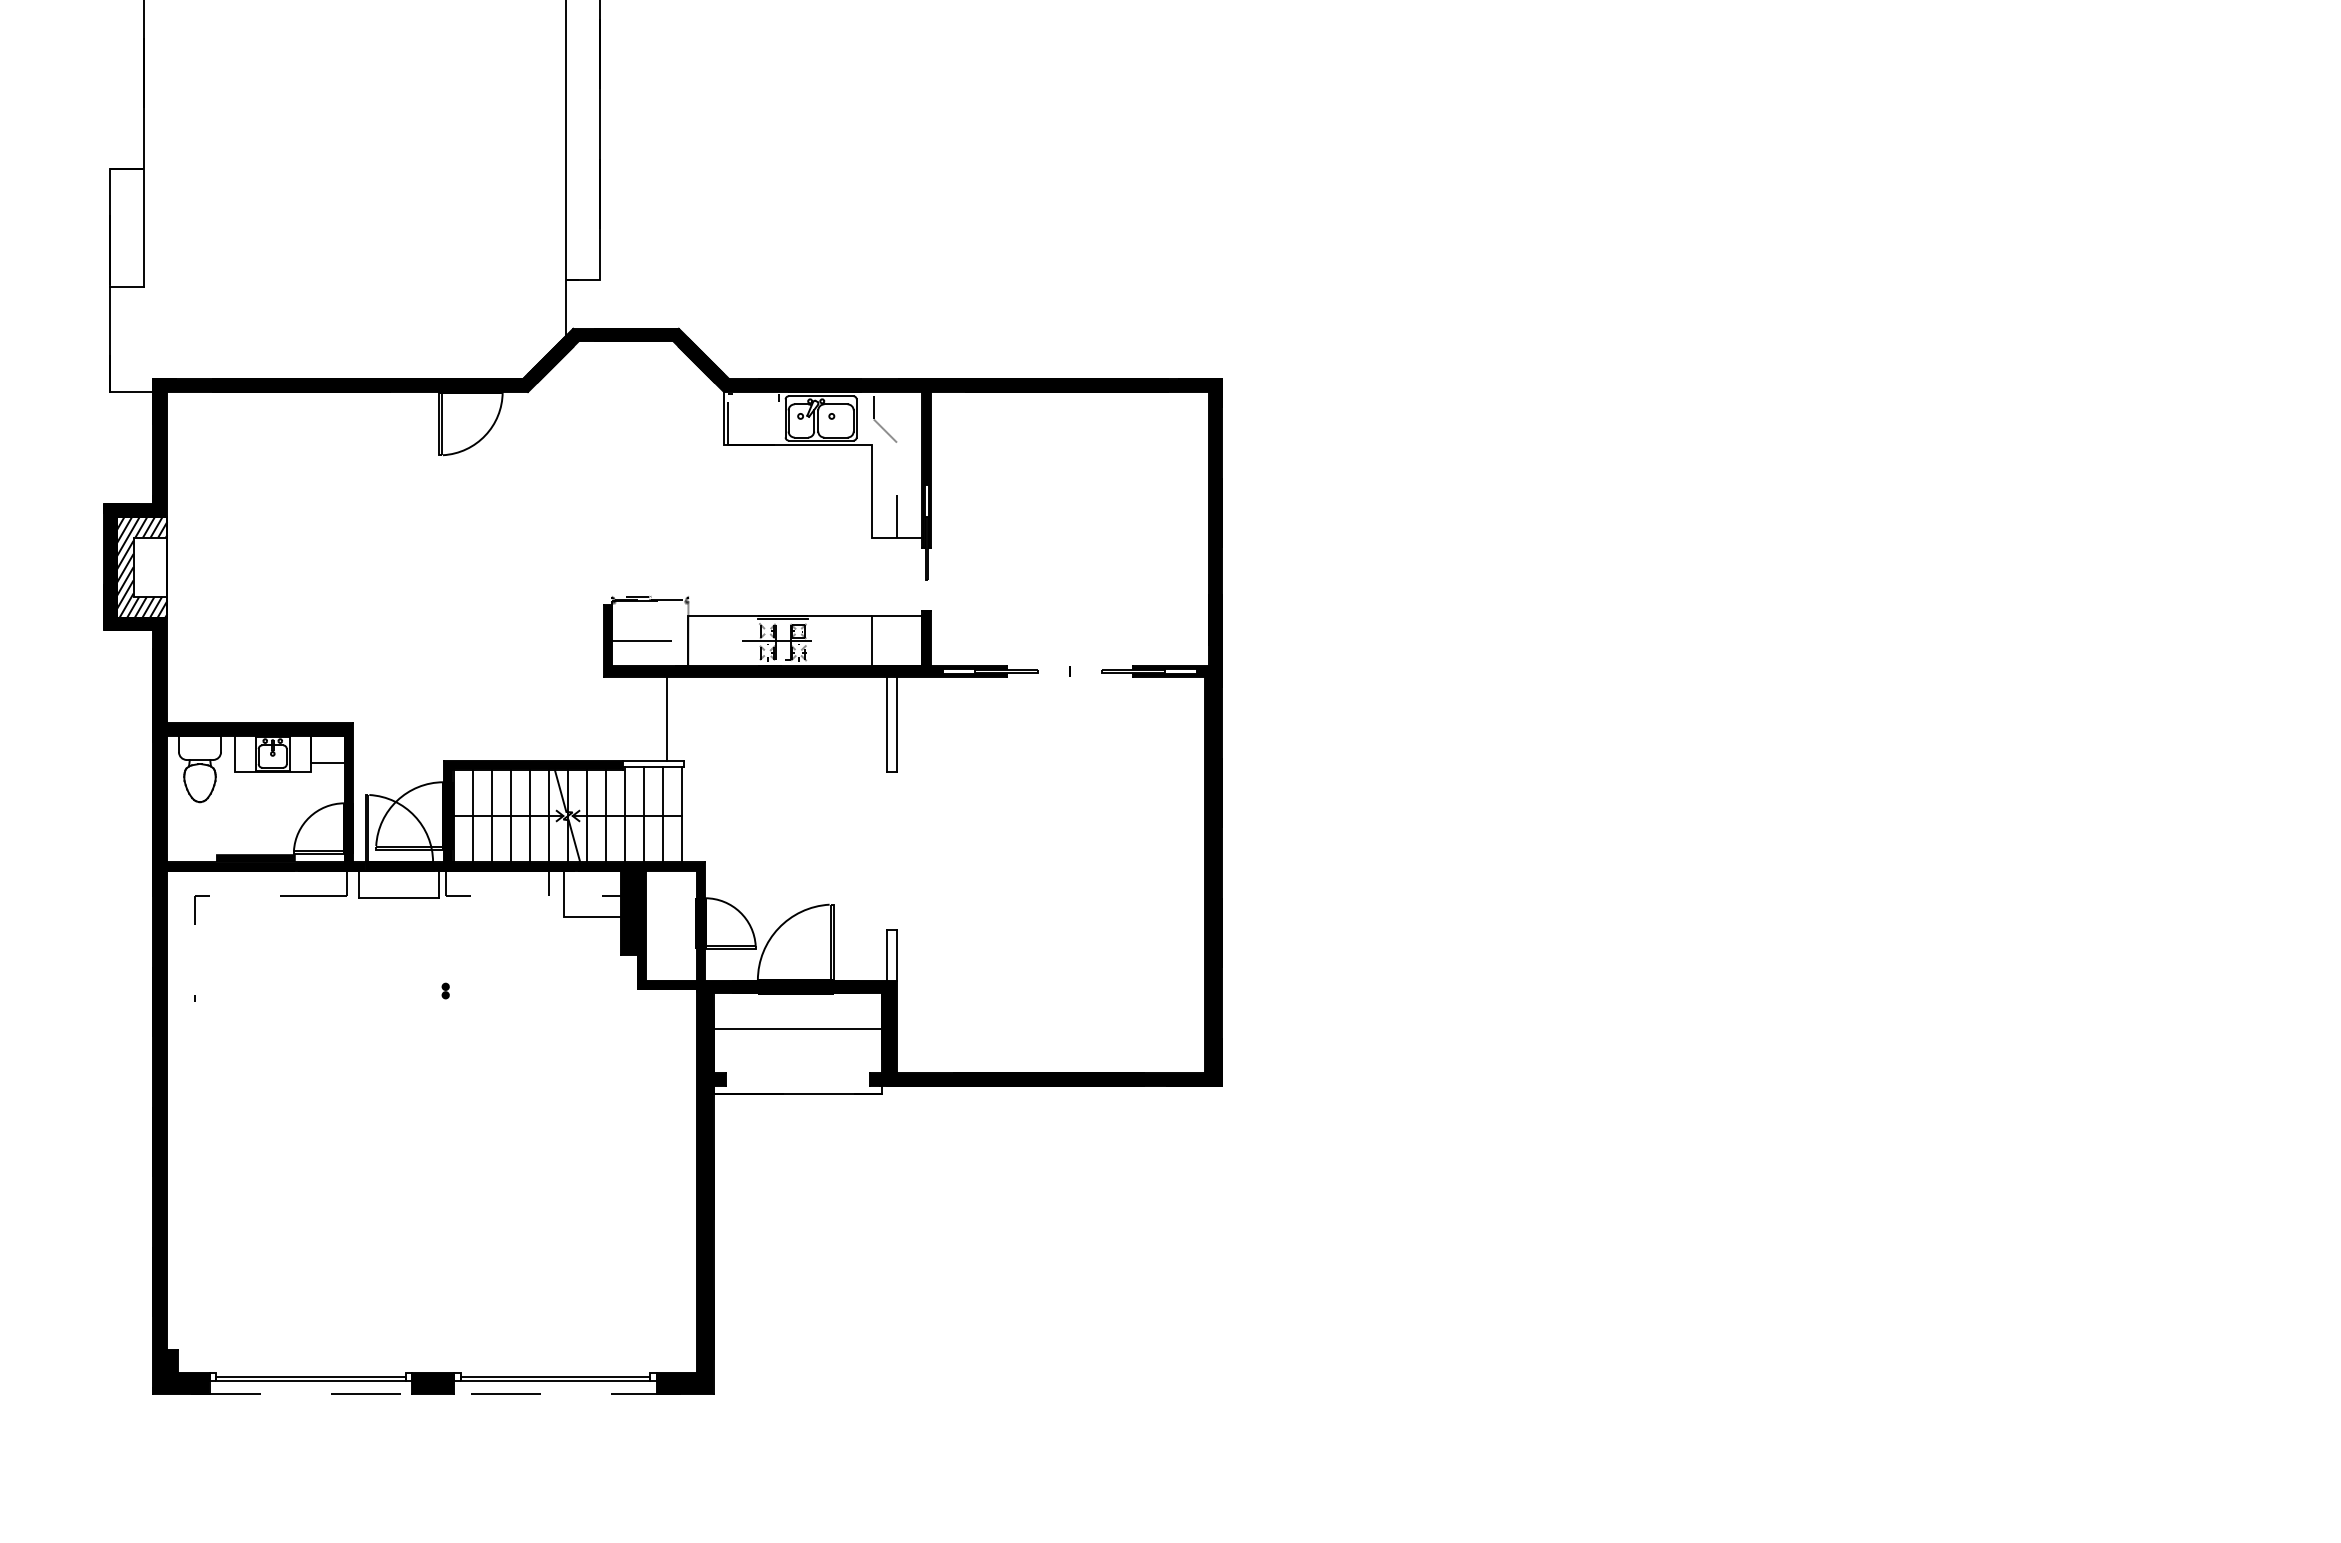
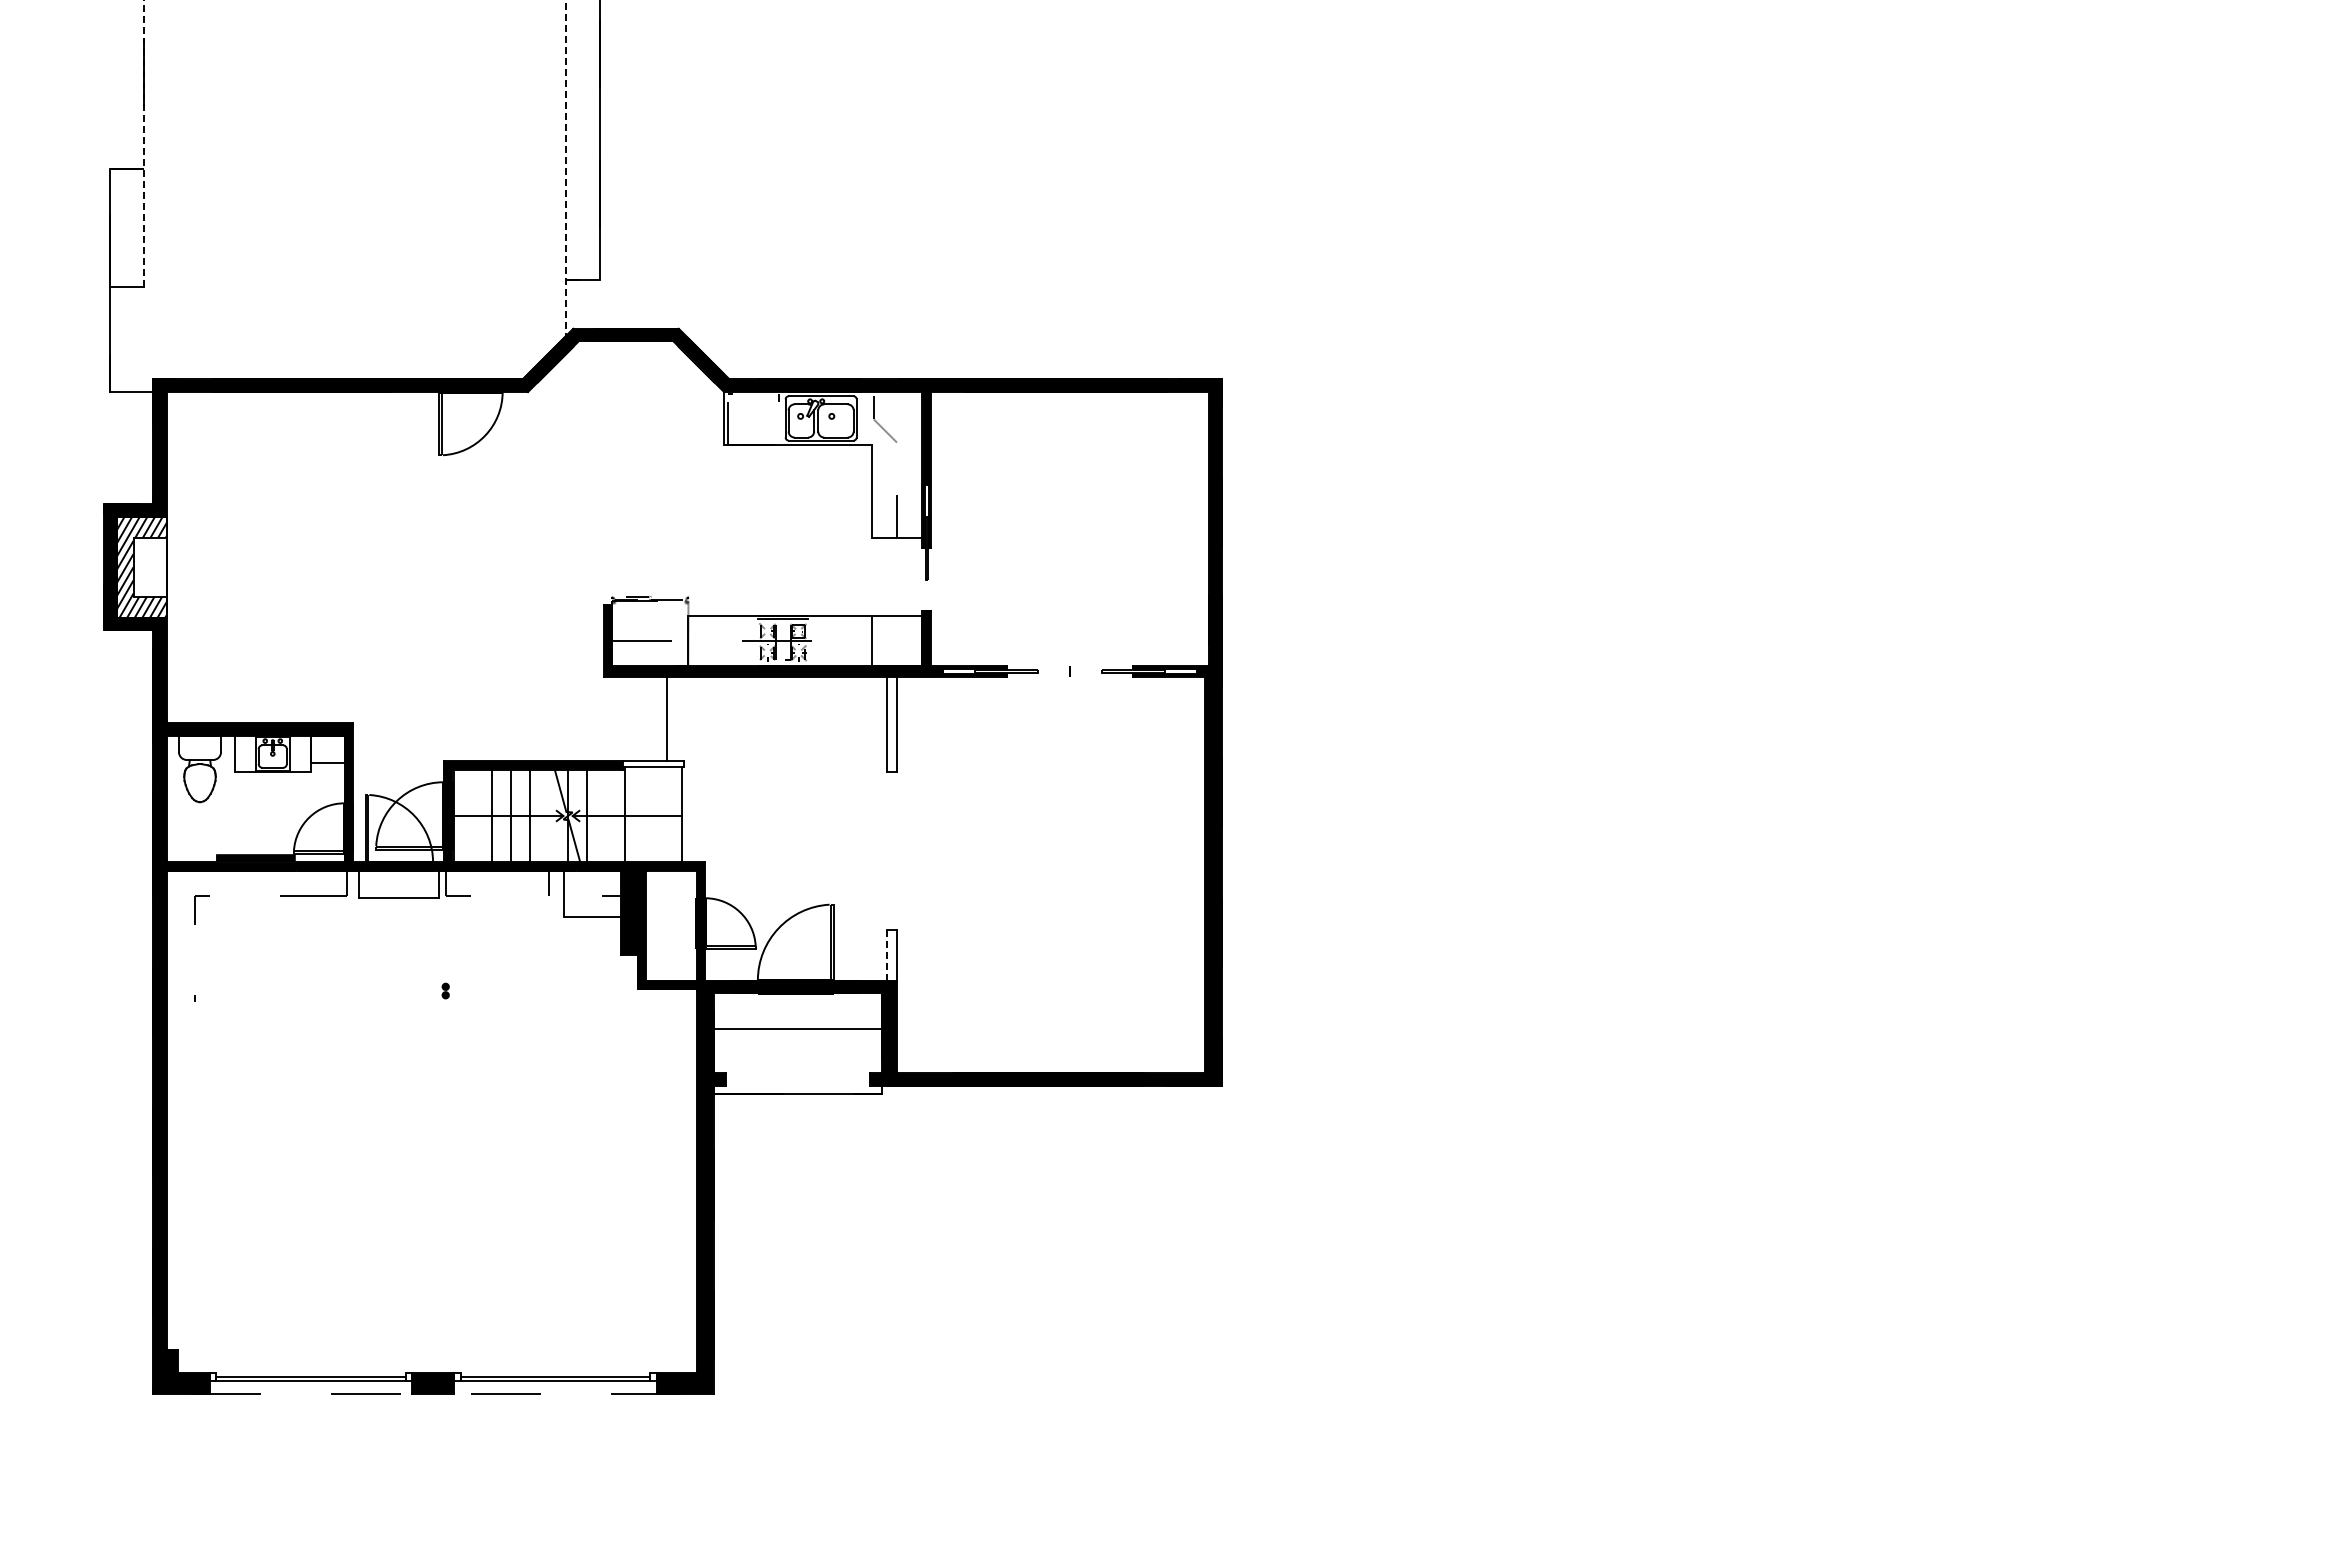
line: solid -> dashed (144, 142)
line: solid -> dashed (565, 168)
line: present -> none (643, 814)
line: present -> none (662, 814)
line: present -> none (473, 815)
line: present -> none (549, 815)
line: present -> none (606, 815)
line: solid -> dashed (886, 954)
